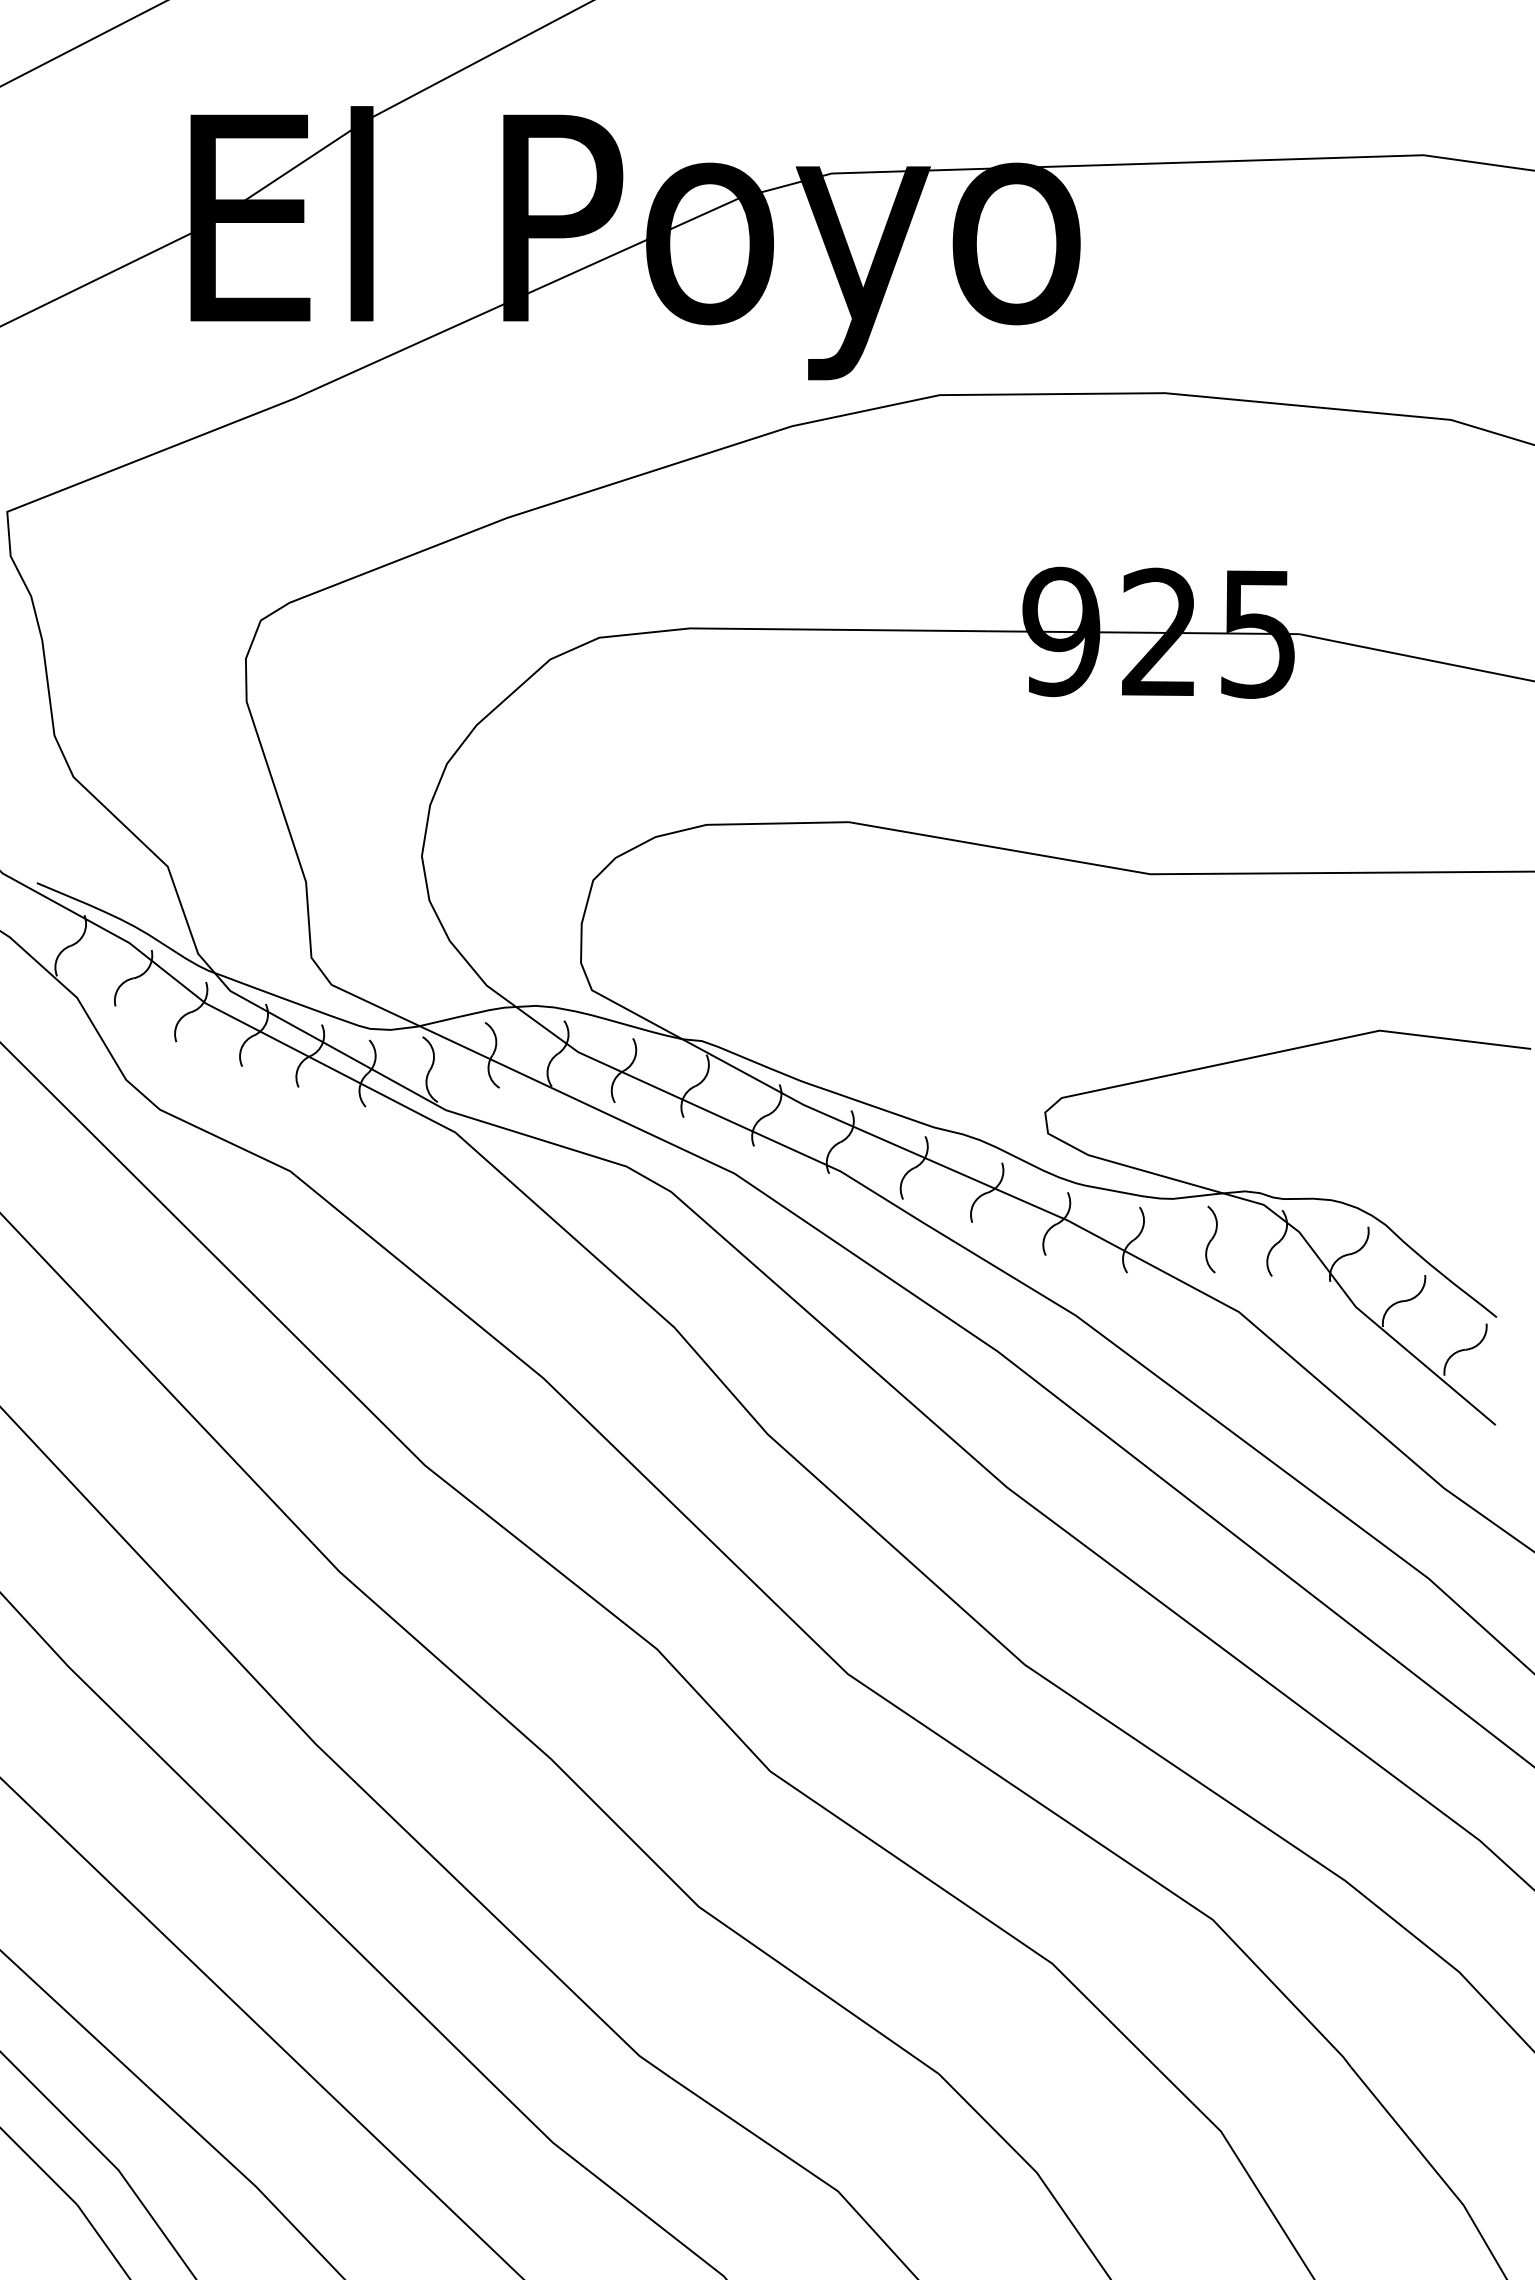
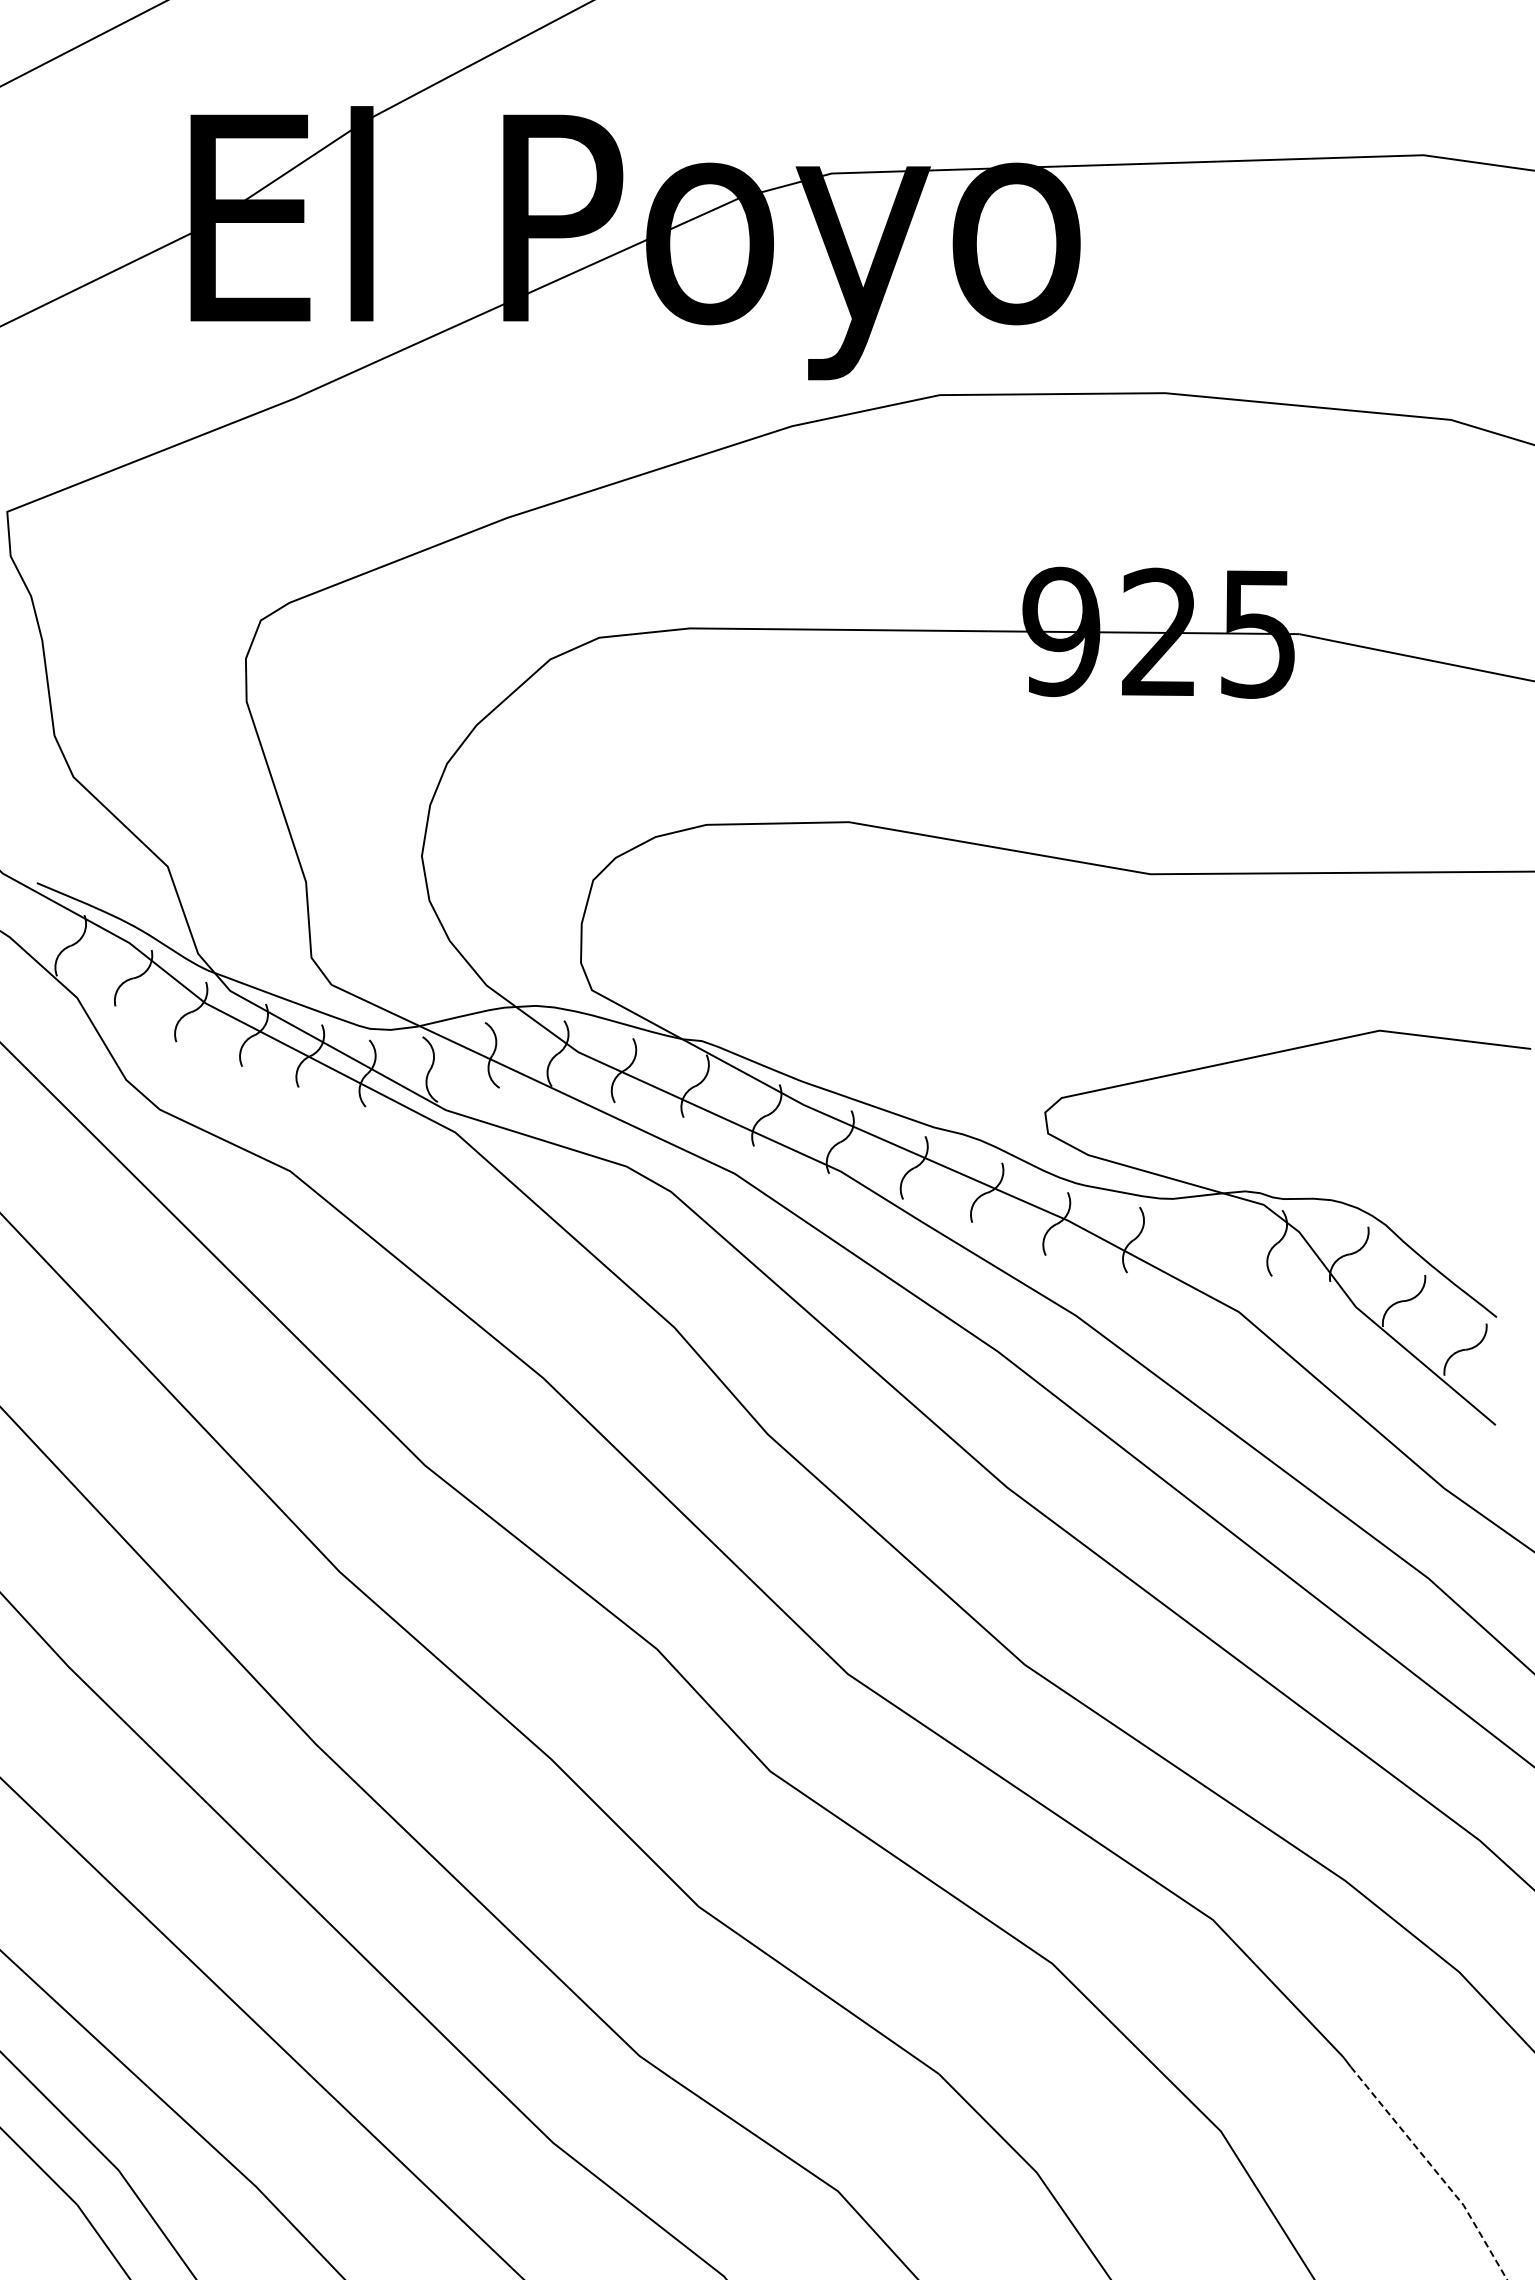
part: present -> none (1211, 1239)
line: solid -> dashed (1434, 2169)
